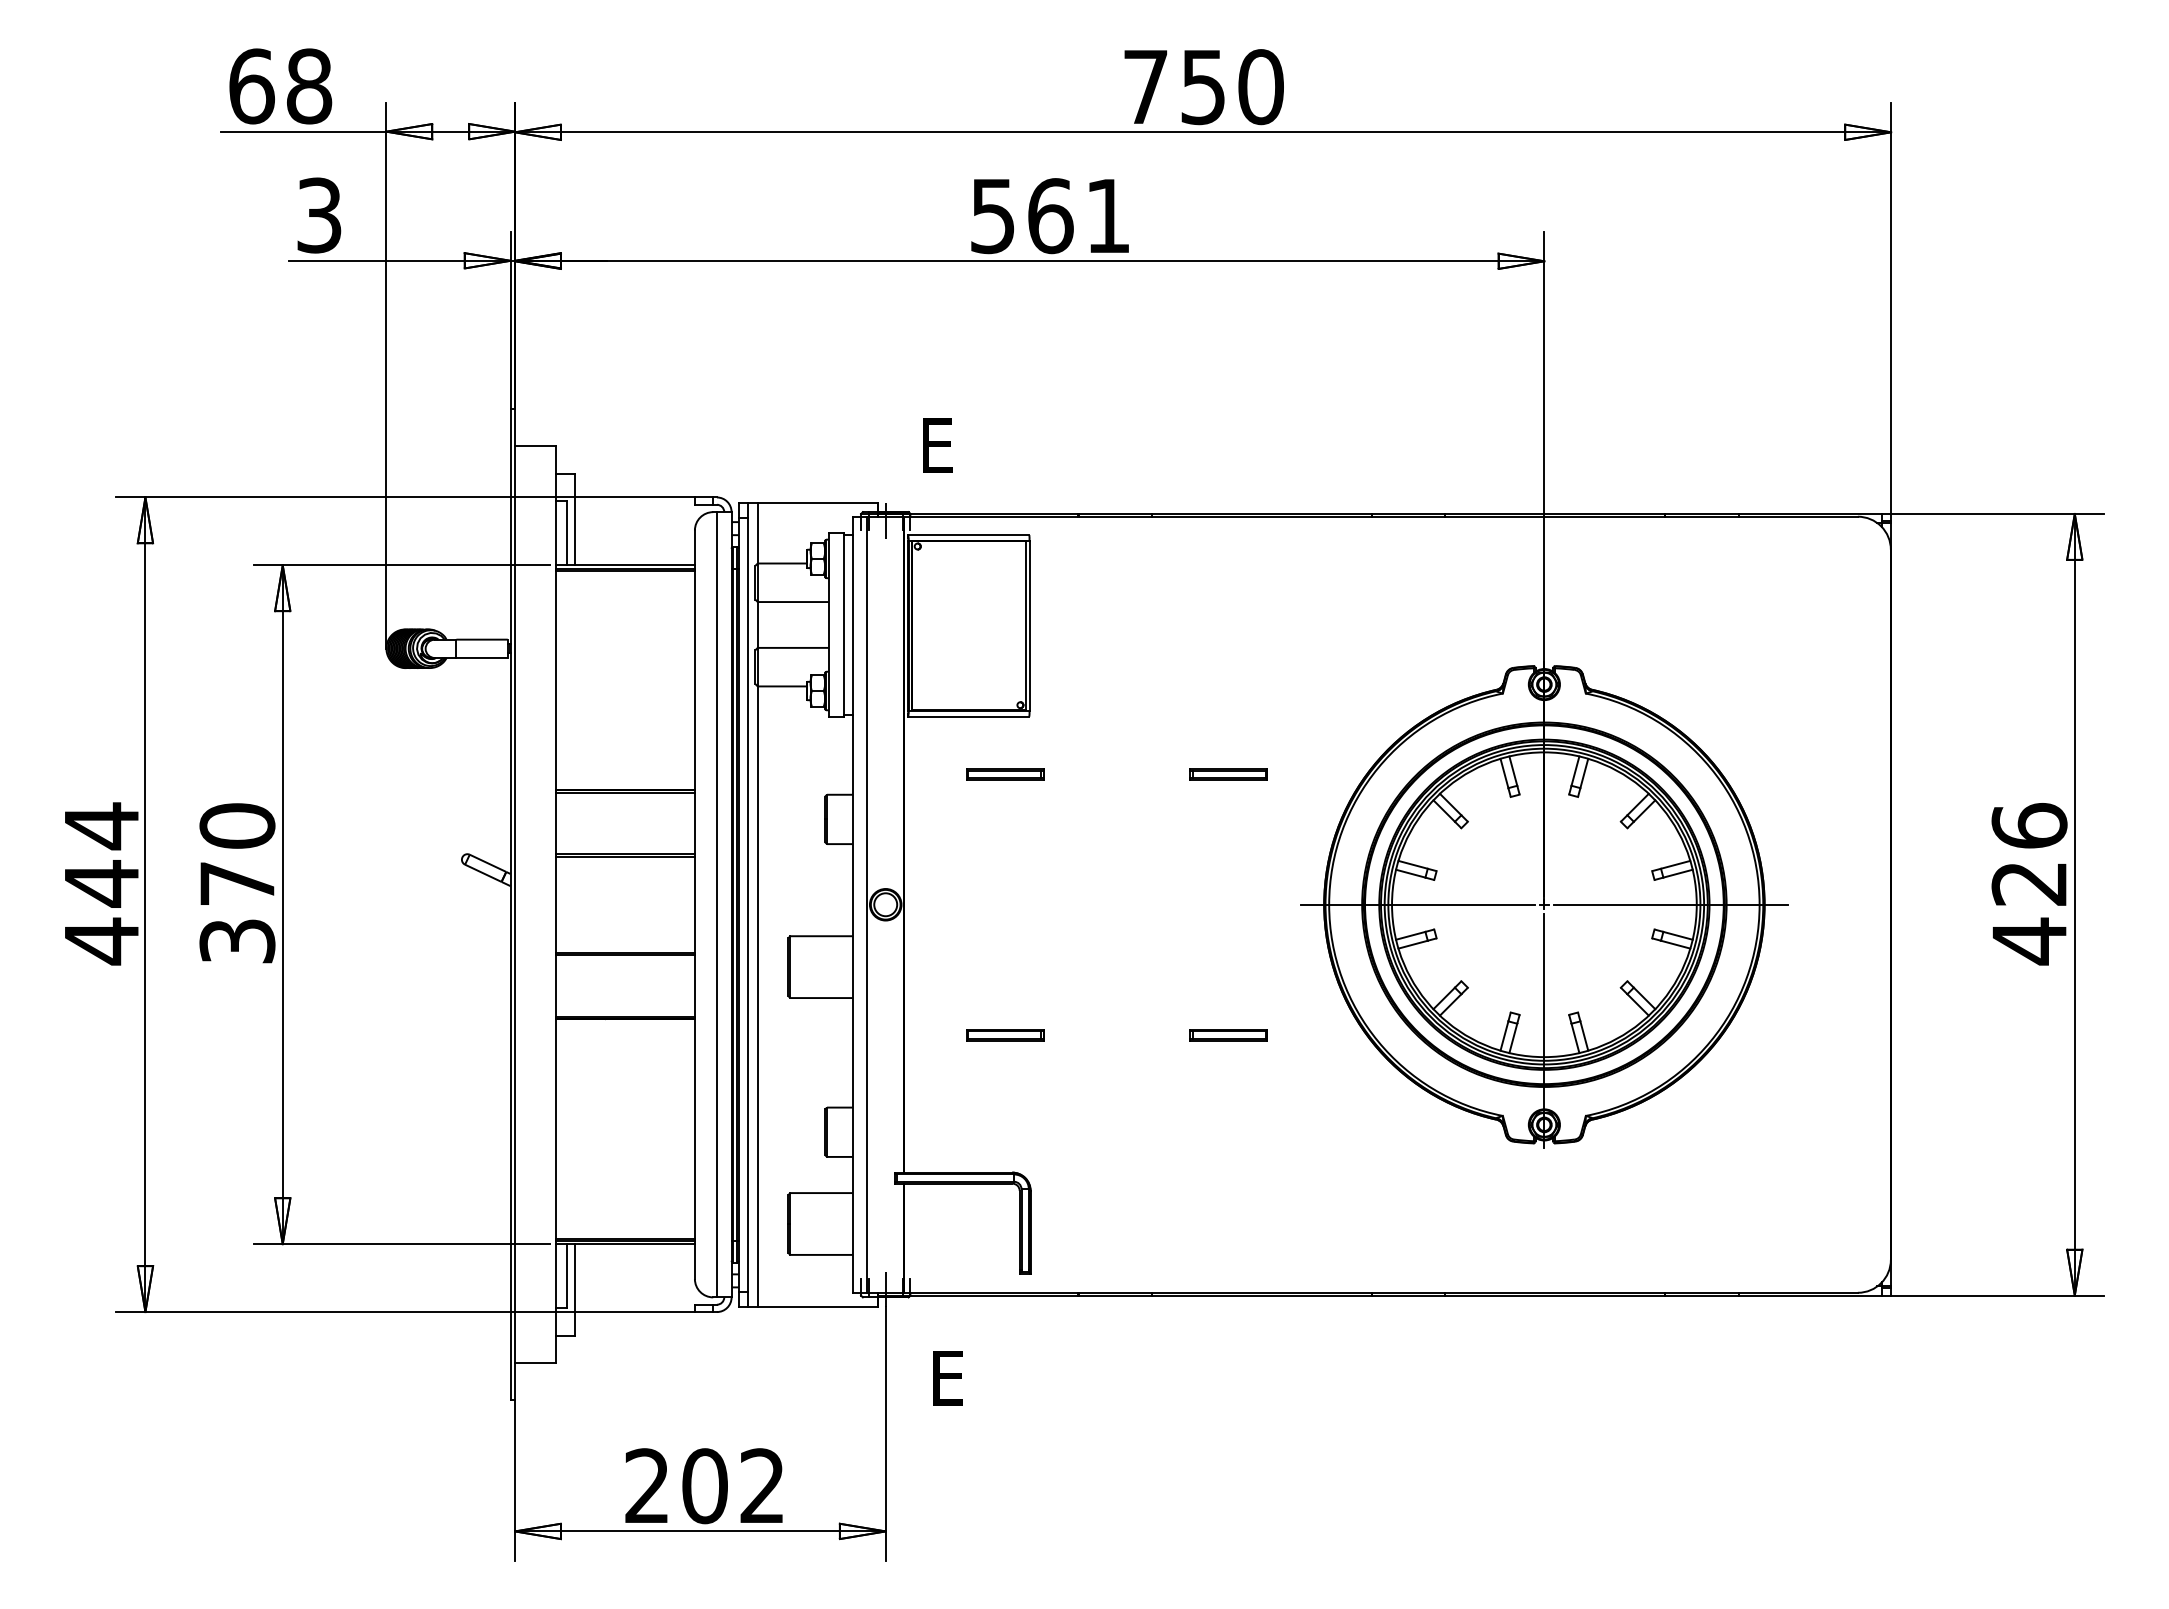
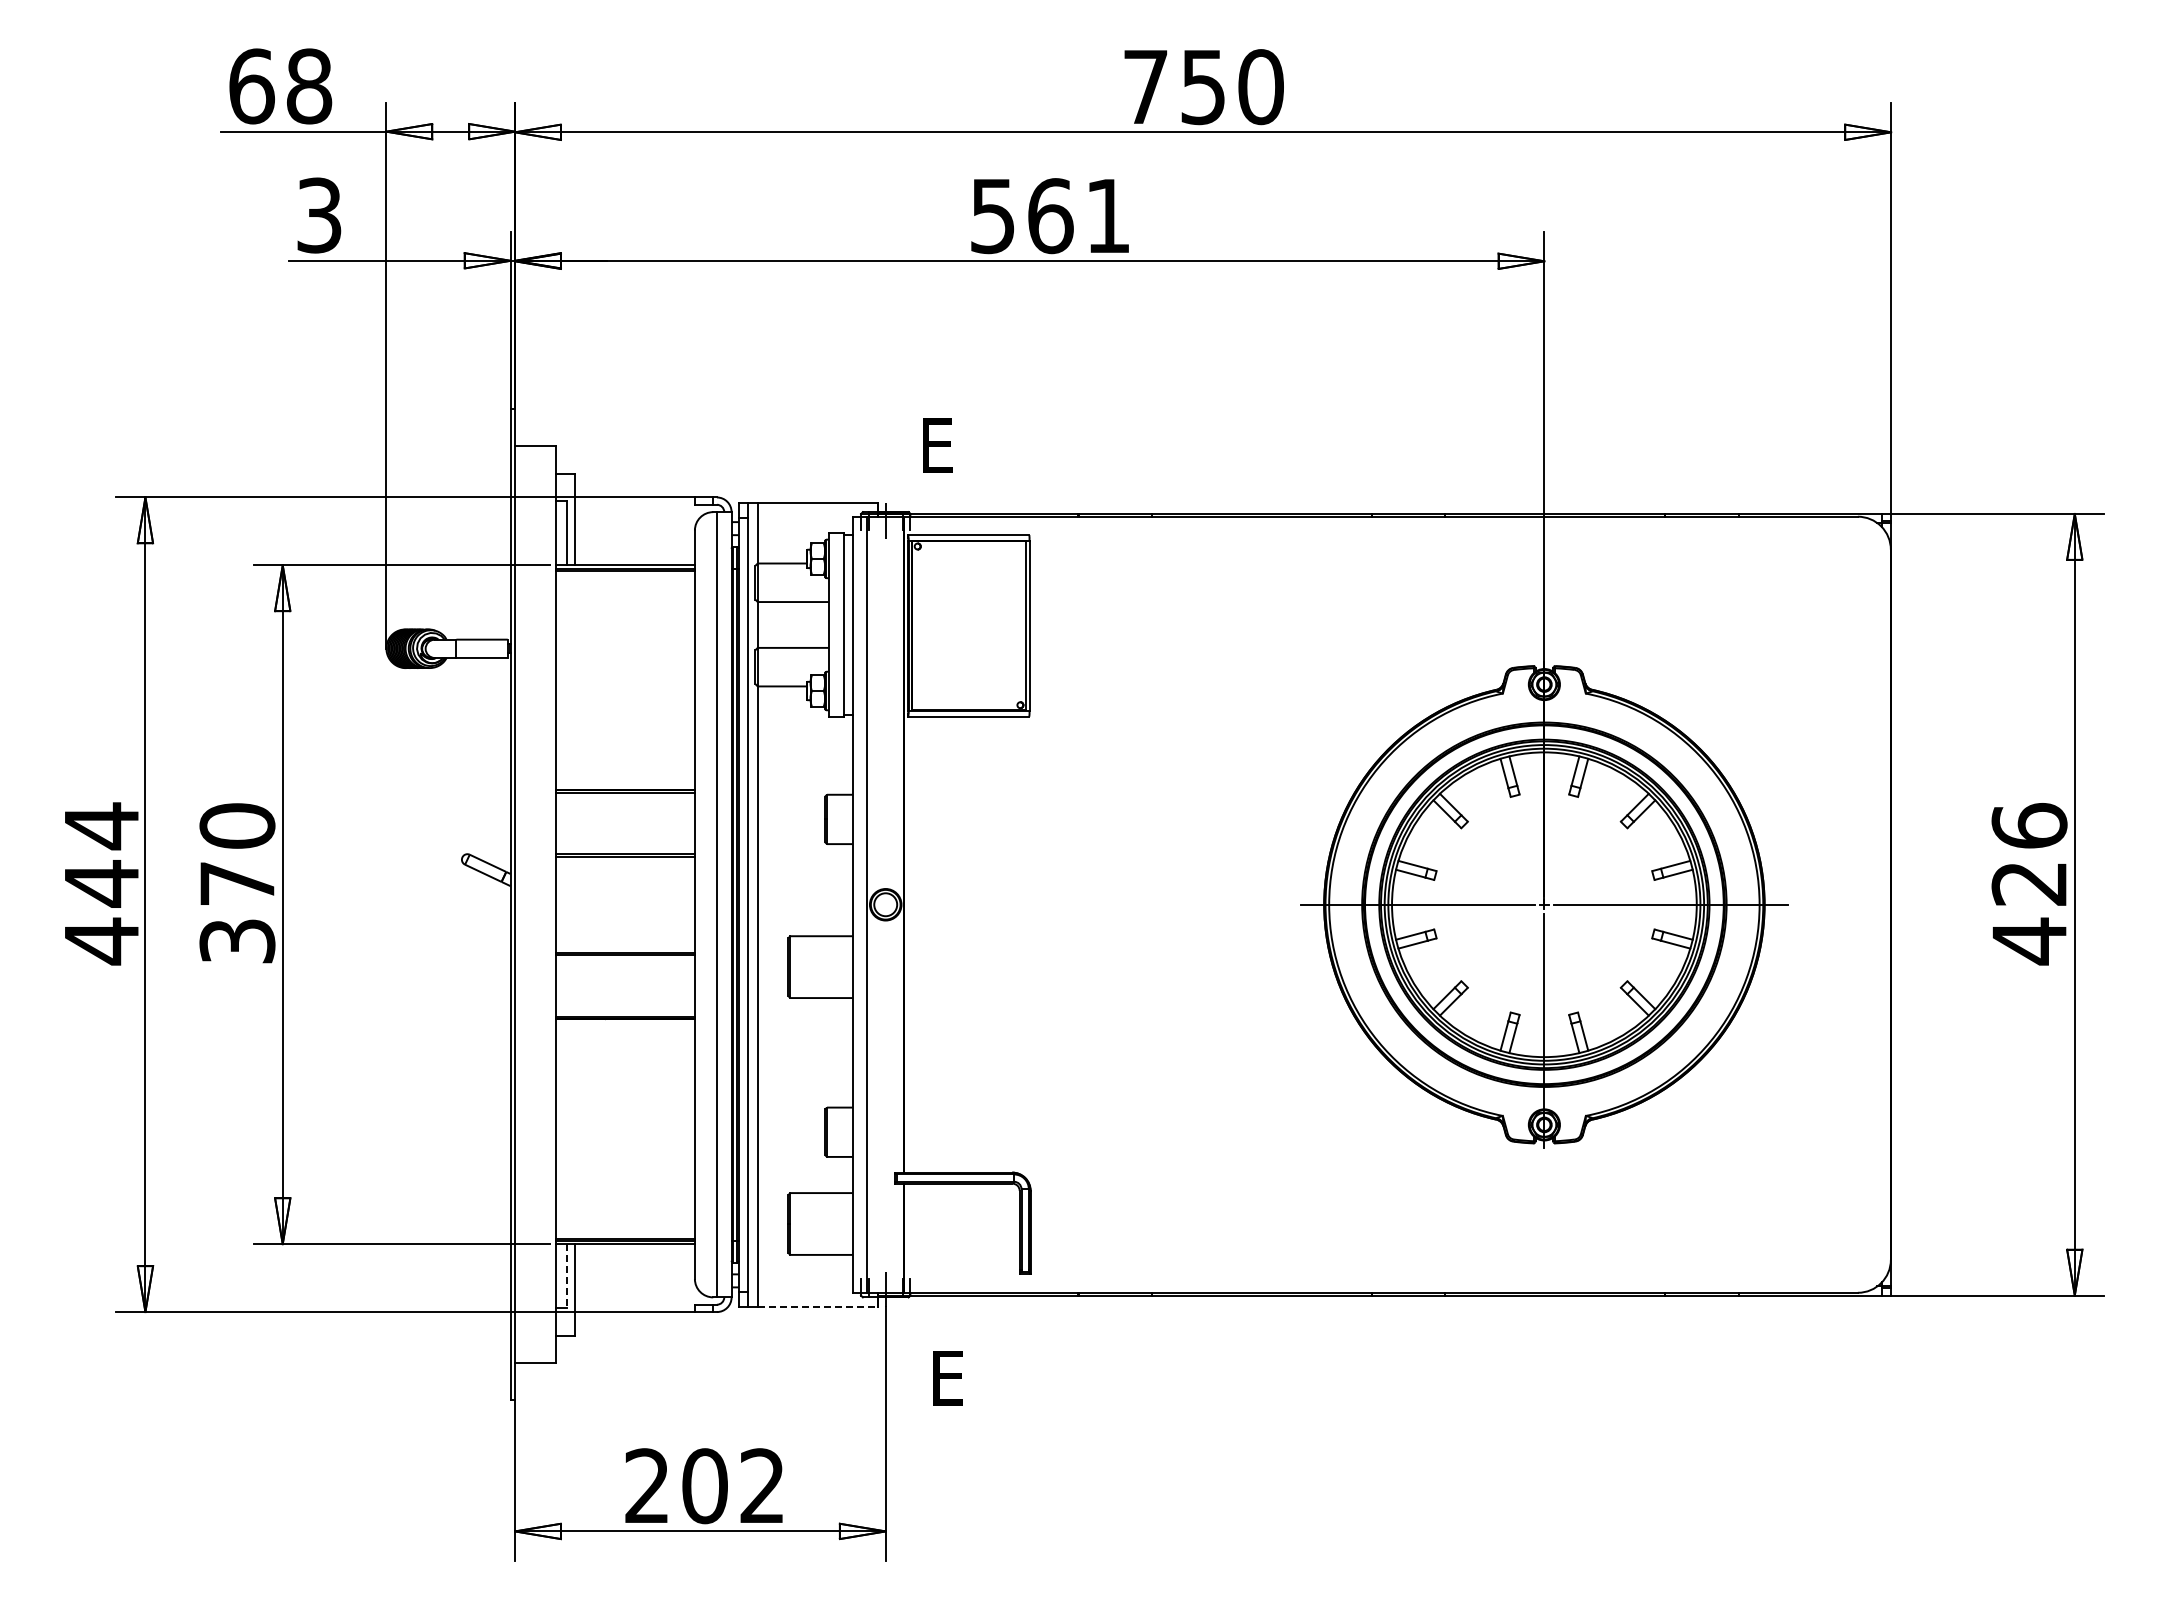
part: present -> none (1005, 774)
part: present -> none (1228, 774)
part: present -> none (1005, 1035)
part: present -> none (1228, 1035)
line: solid -> dashed (567, 1276)
line: solid -> dashed (818, 1306)
